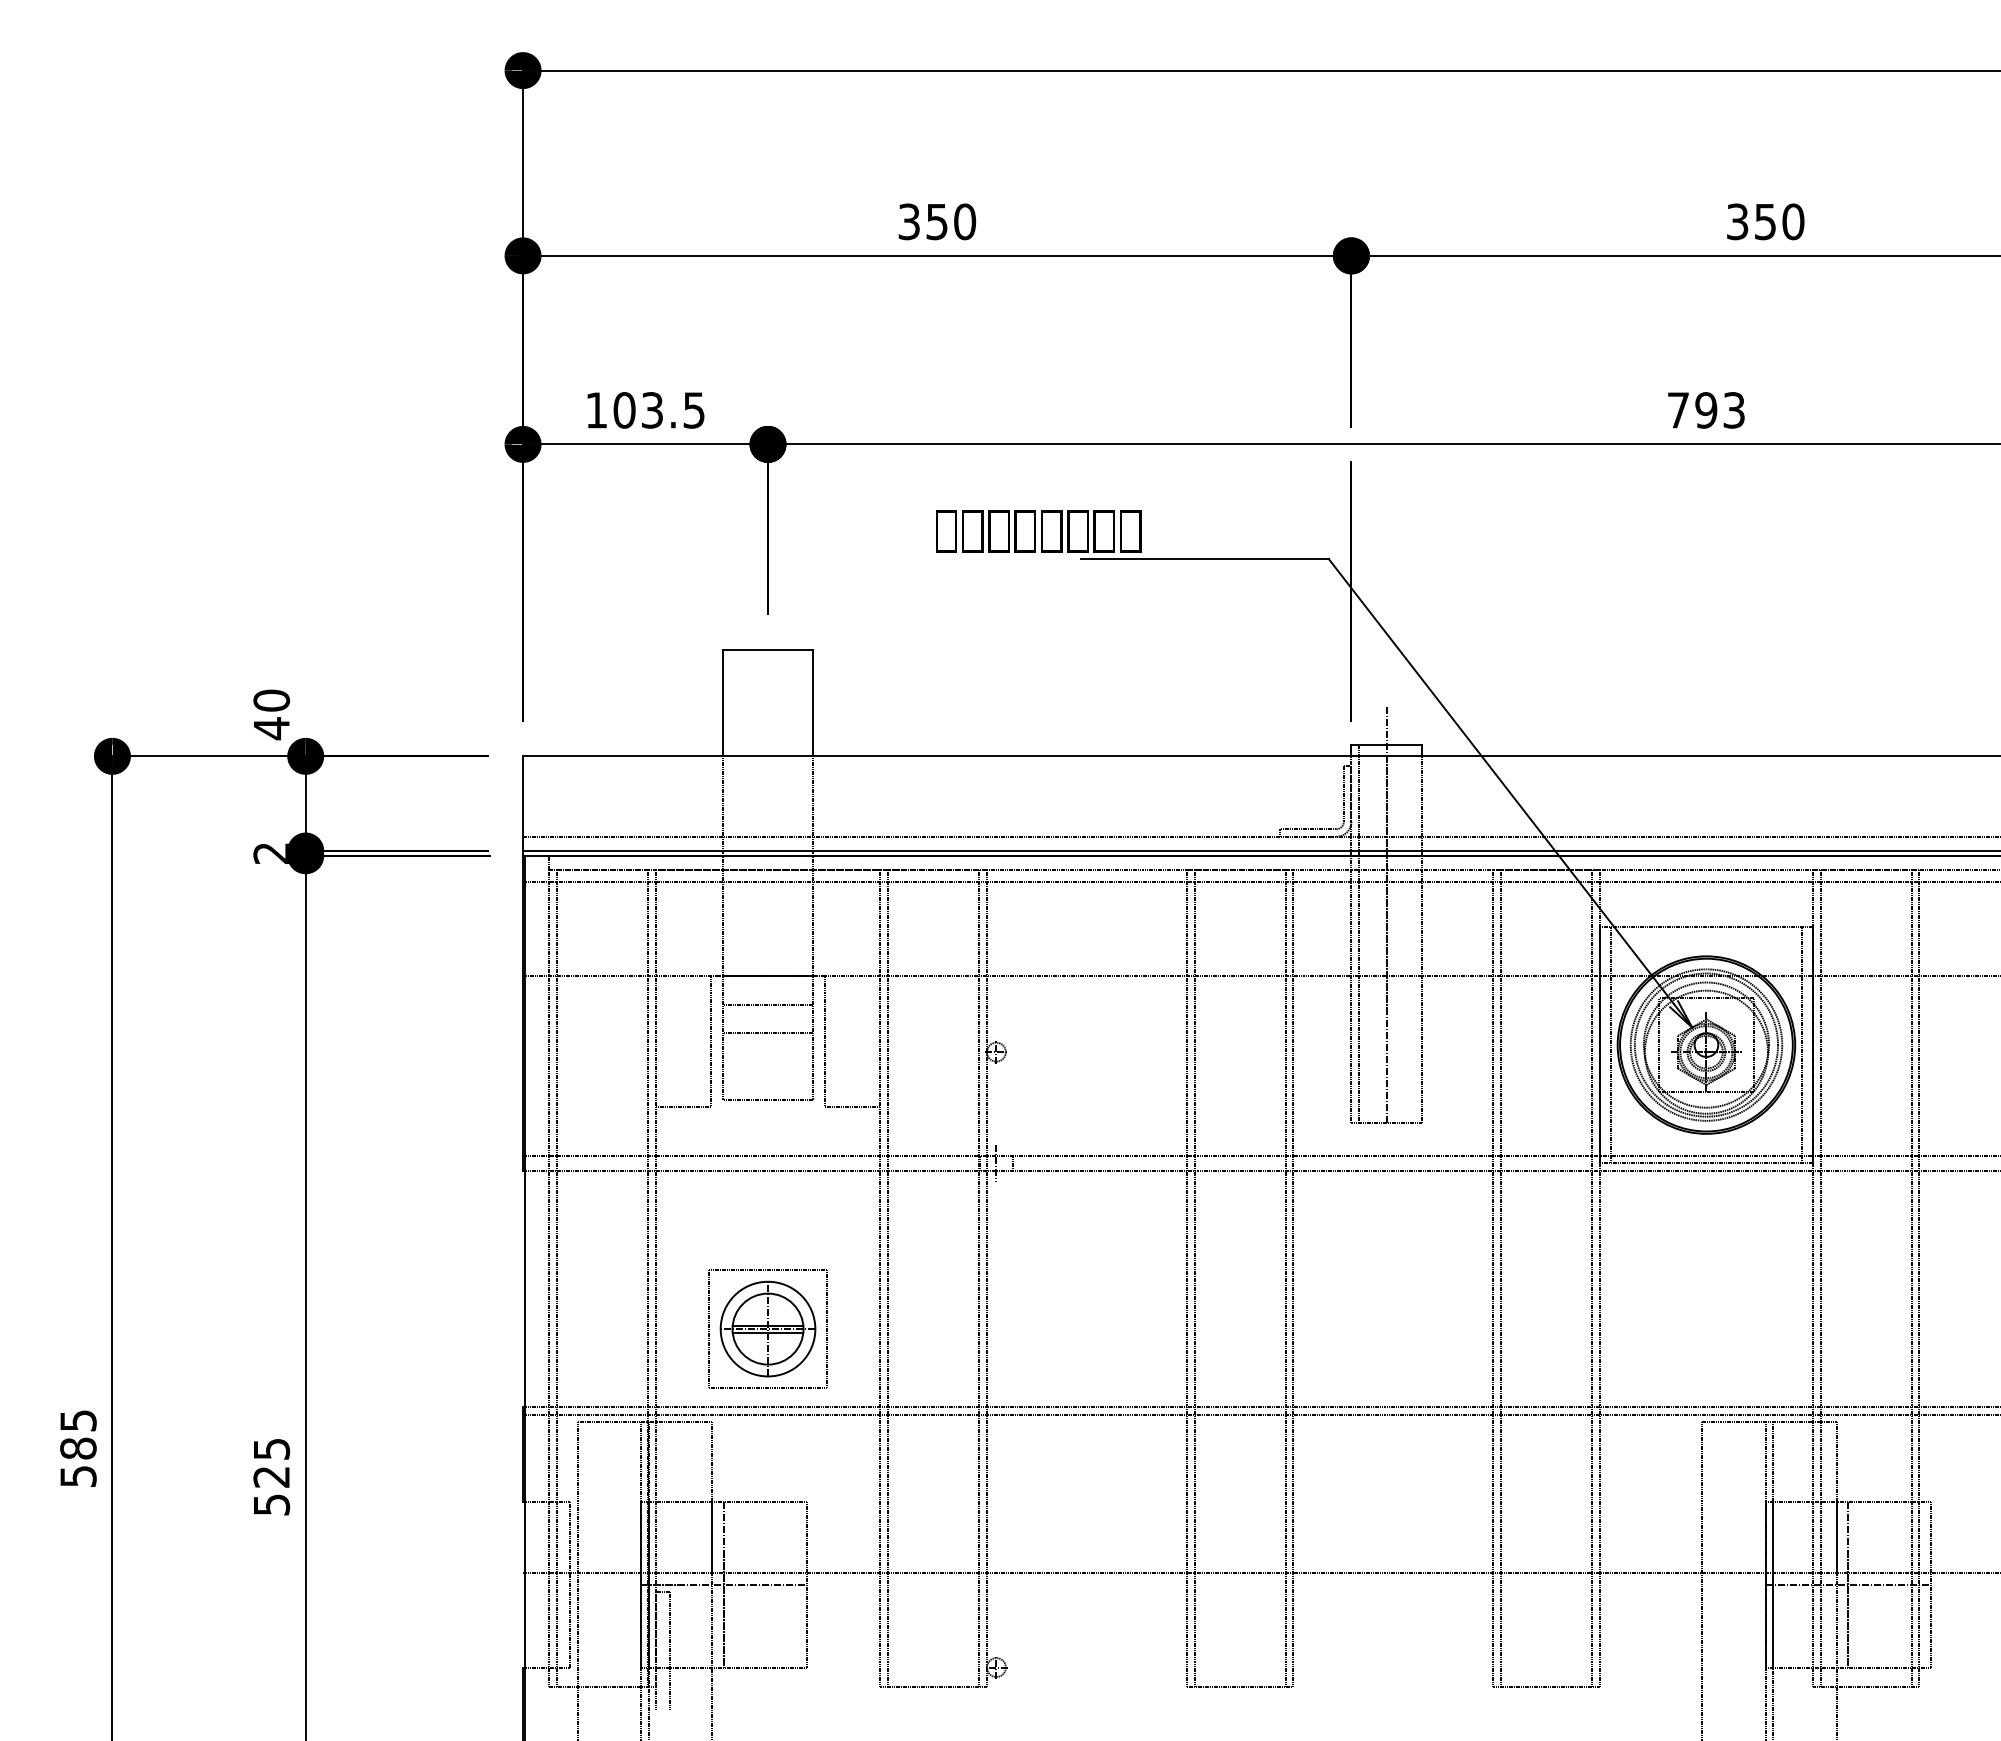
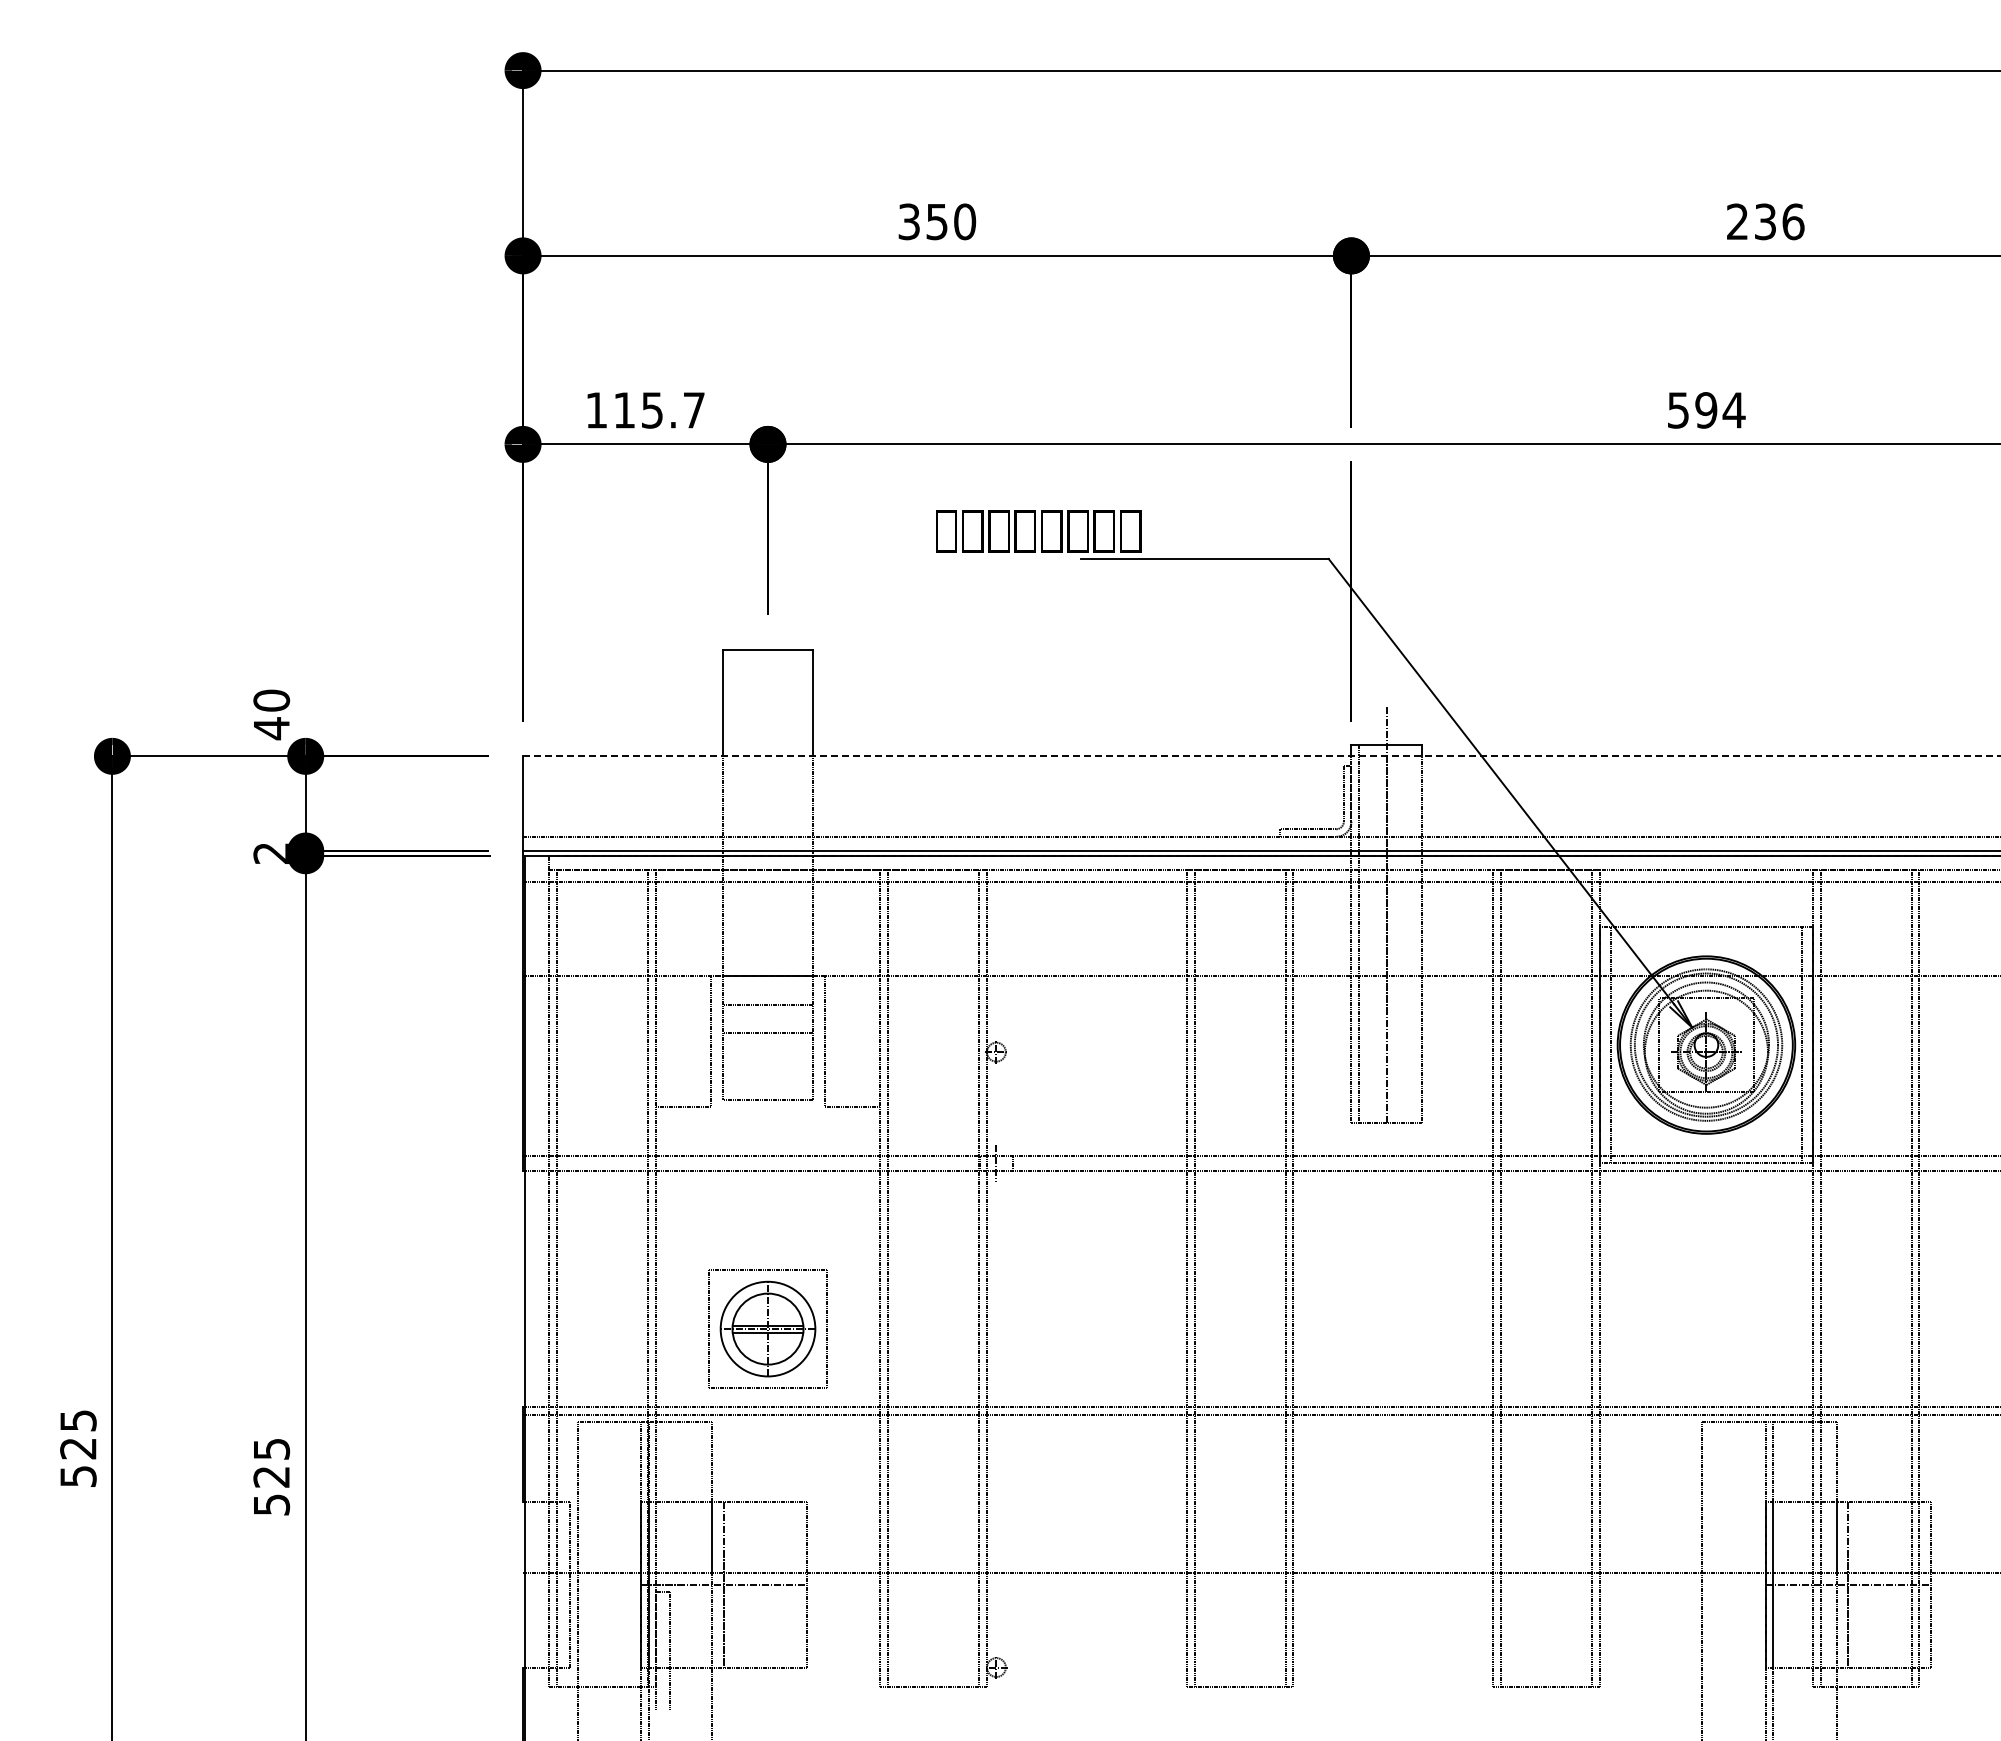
text: 350 -> 236 (1765, 221)
text: 103.5 -> 115.7 (658, 410)
text: 793 -> 594 (1706, 410)
line: solid -> dashed (1262, 756)
text: 585 -> 525 (78, 1448)
